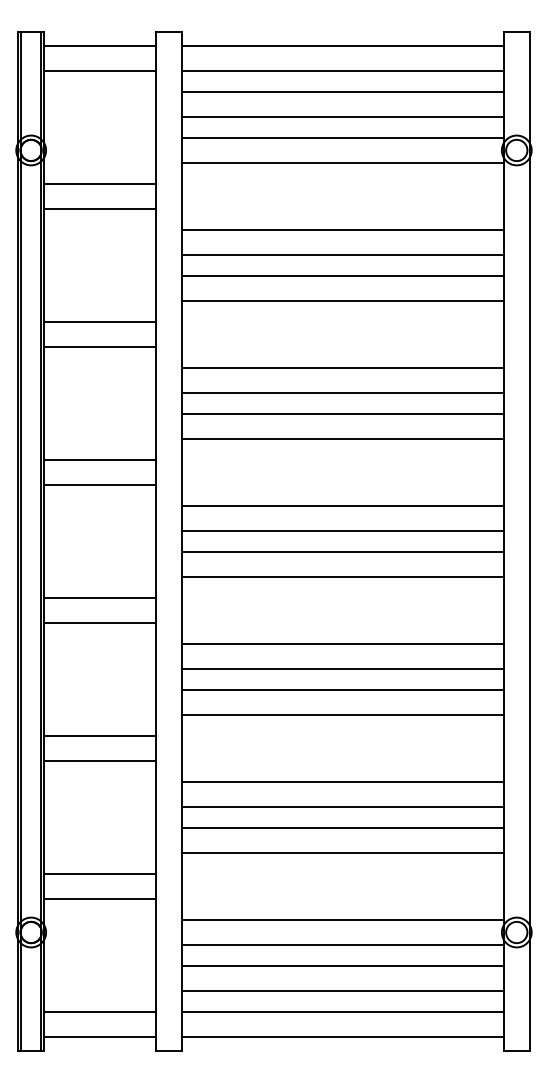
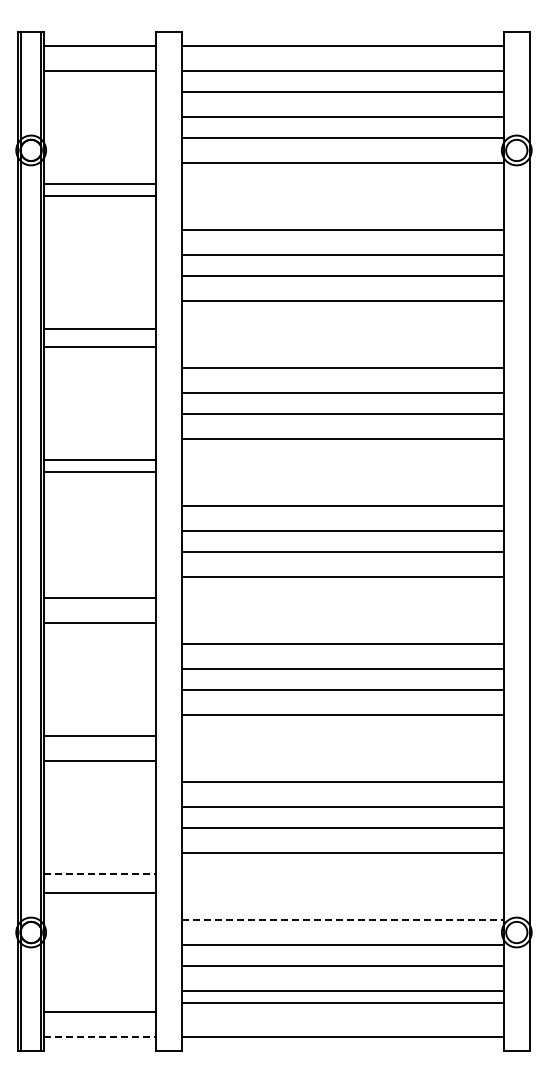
line position: (99, 209) -> (99, 196) (99, 196)
line position: (99, 321) -> (99, 328) (99, 328)
line position: (99, 485) -> (99, 472) (99, 472)
line: solid -> dashed (100, 873)
line position: (99, 899) -> (99, 893) (99, 893)
line: solid -> dashed (343, 919)
line position: (342, 1011) -> (342, 1002) (342, 1002)
line: solid -> dashed (100, 1037)
